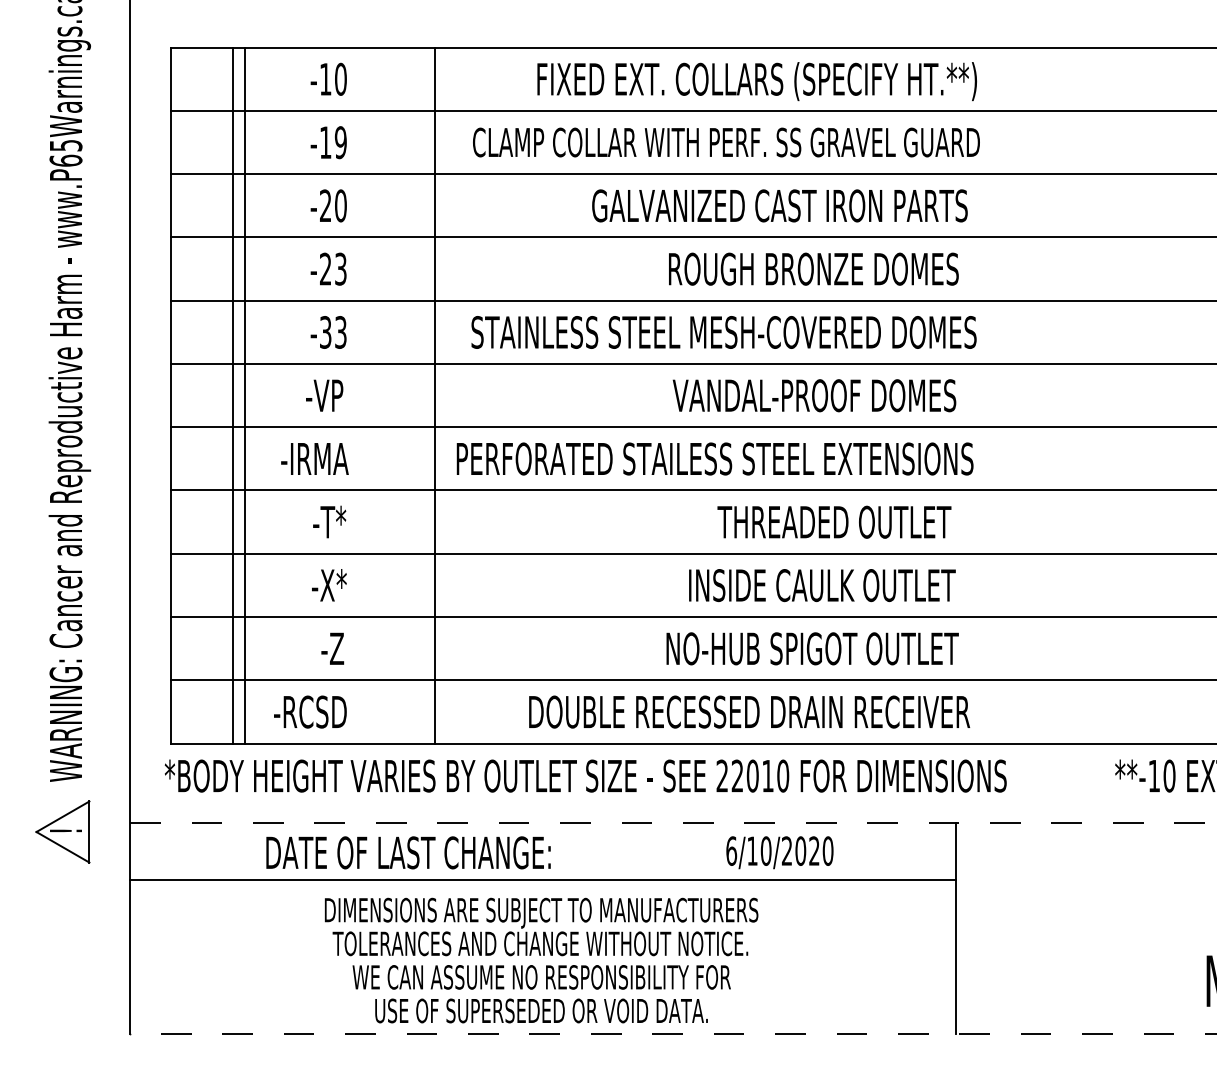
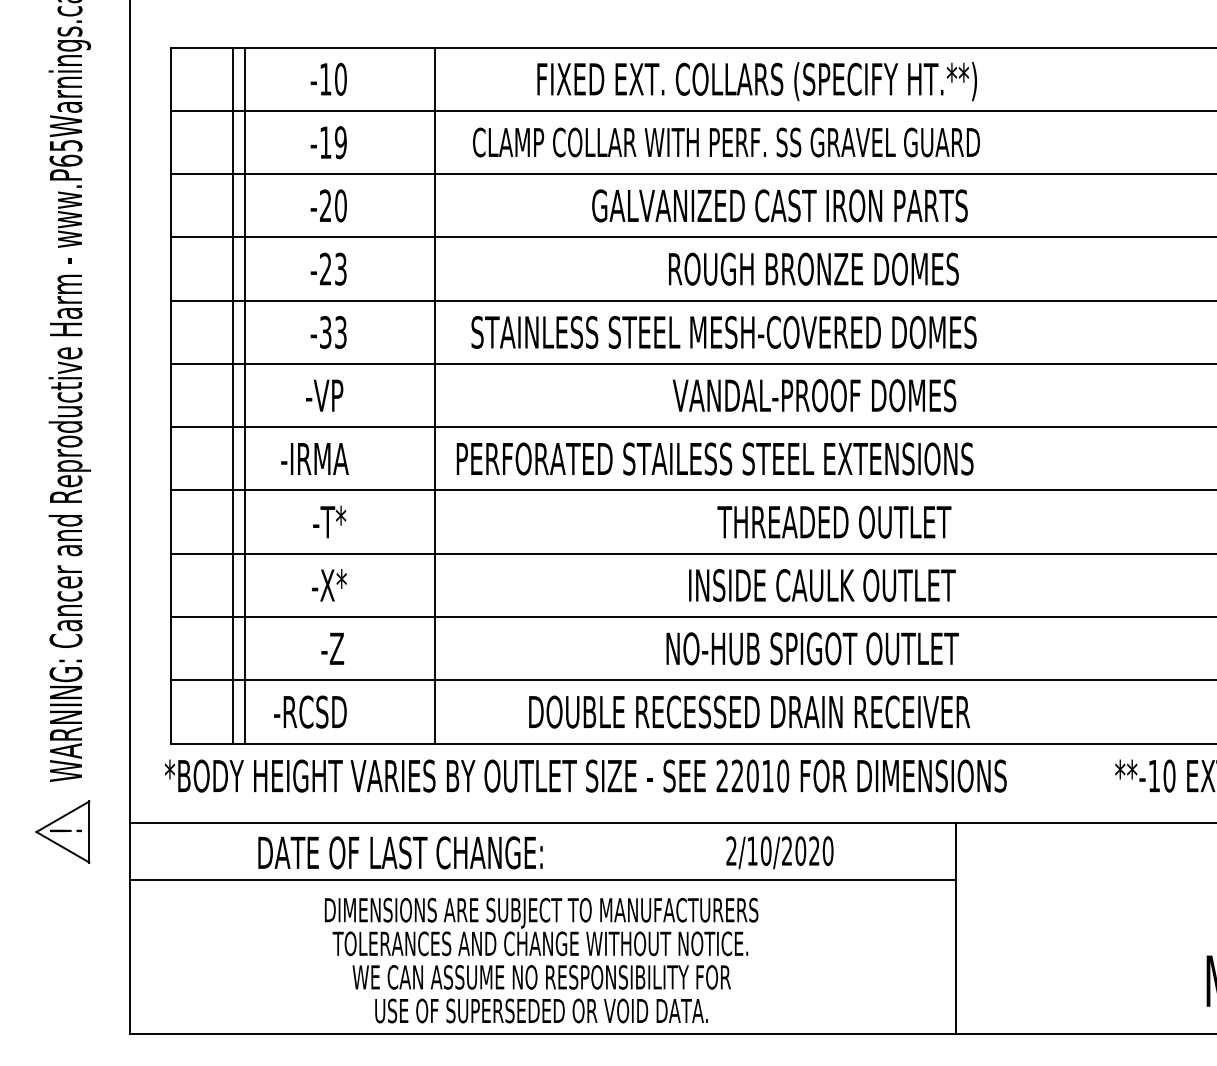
line: dashed -> solid (673, 822)
text: 6/10/2020 -> 2/10/2020 (731, 850)
text position: (408, 852) -> (400, 852) (400, 852)
line: dashed -> solid (673, 1033)
